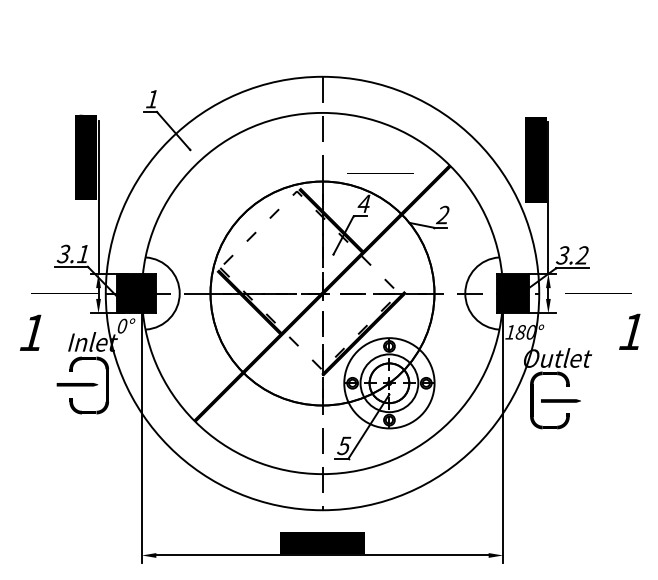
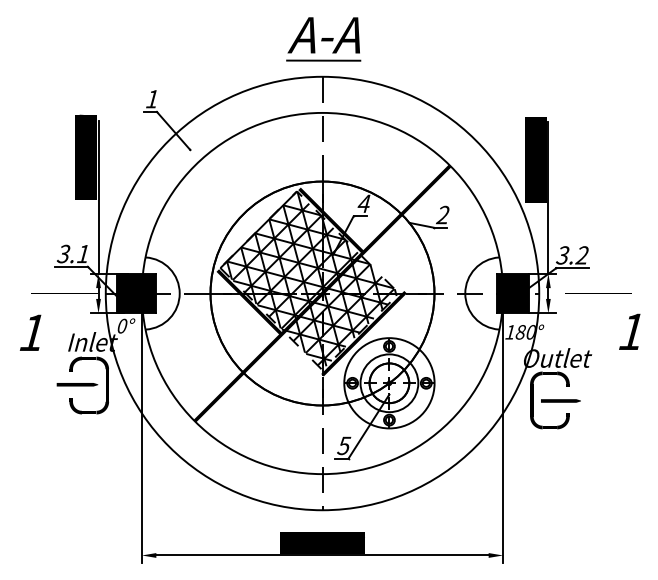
part: none -> present (323, 39)
line: present -> none (380, 173)
hatch: none -> present (308, 278)
